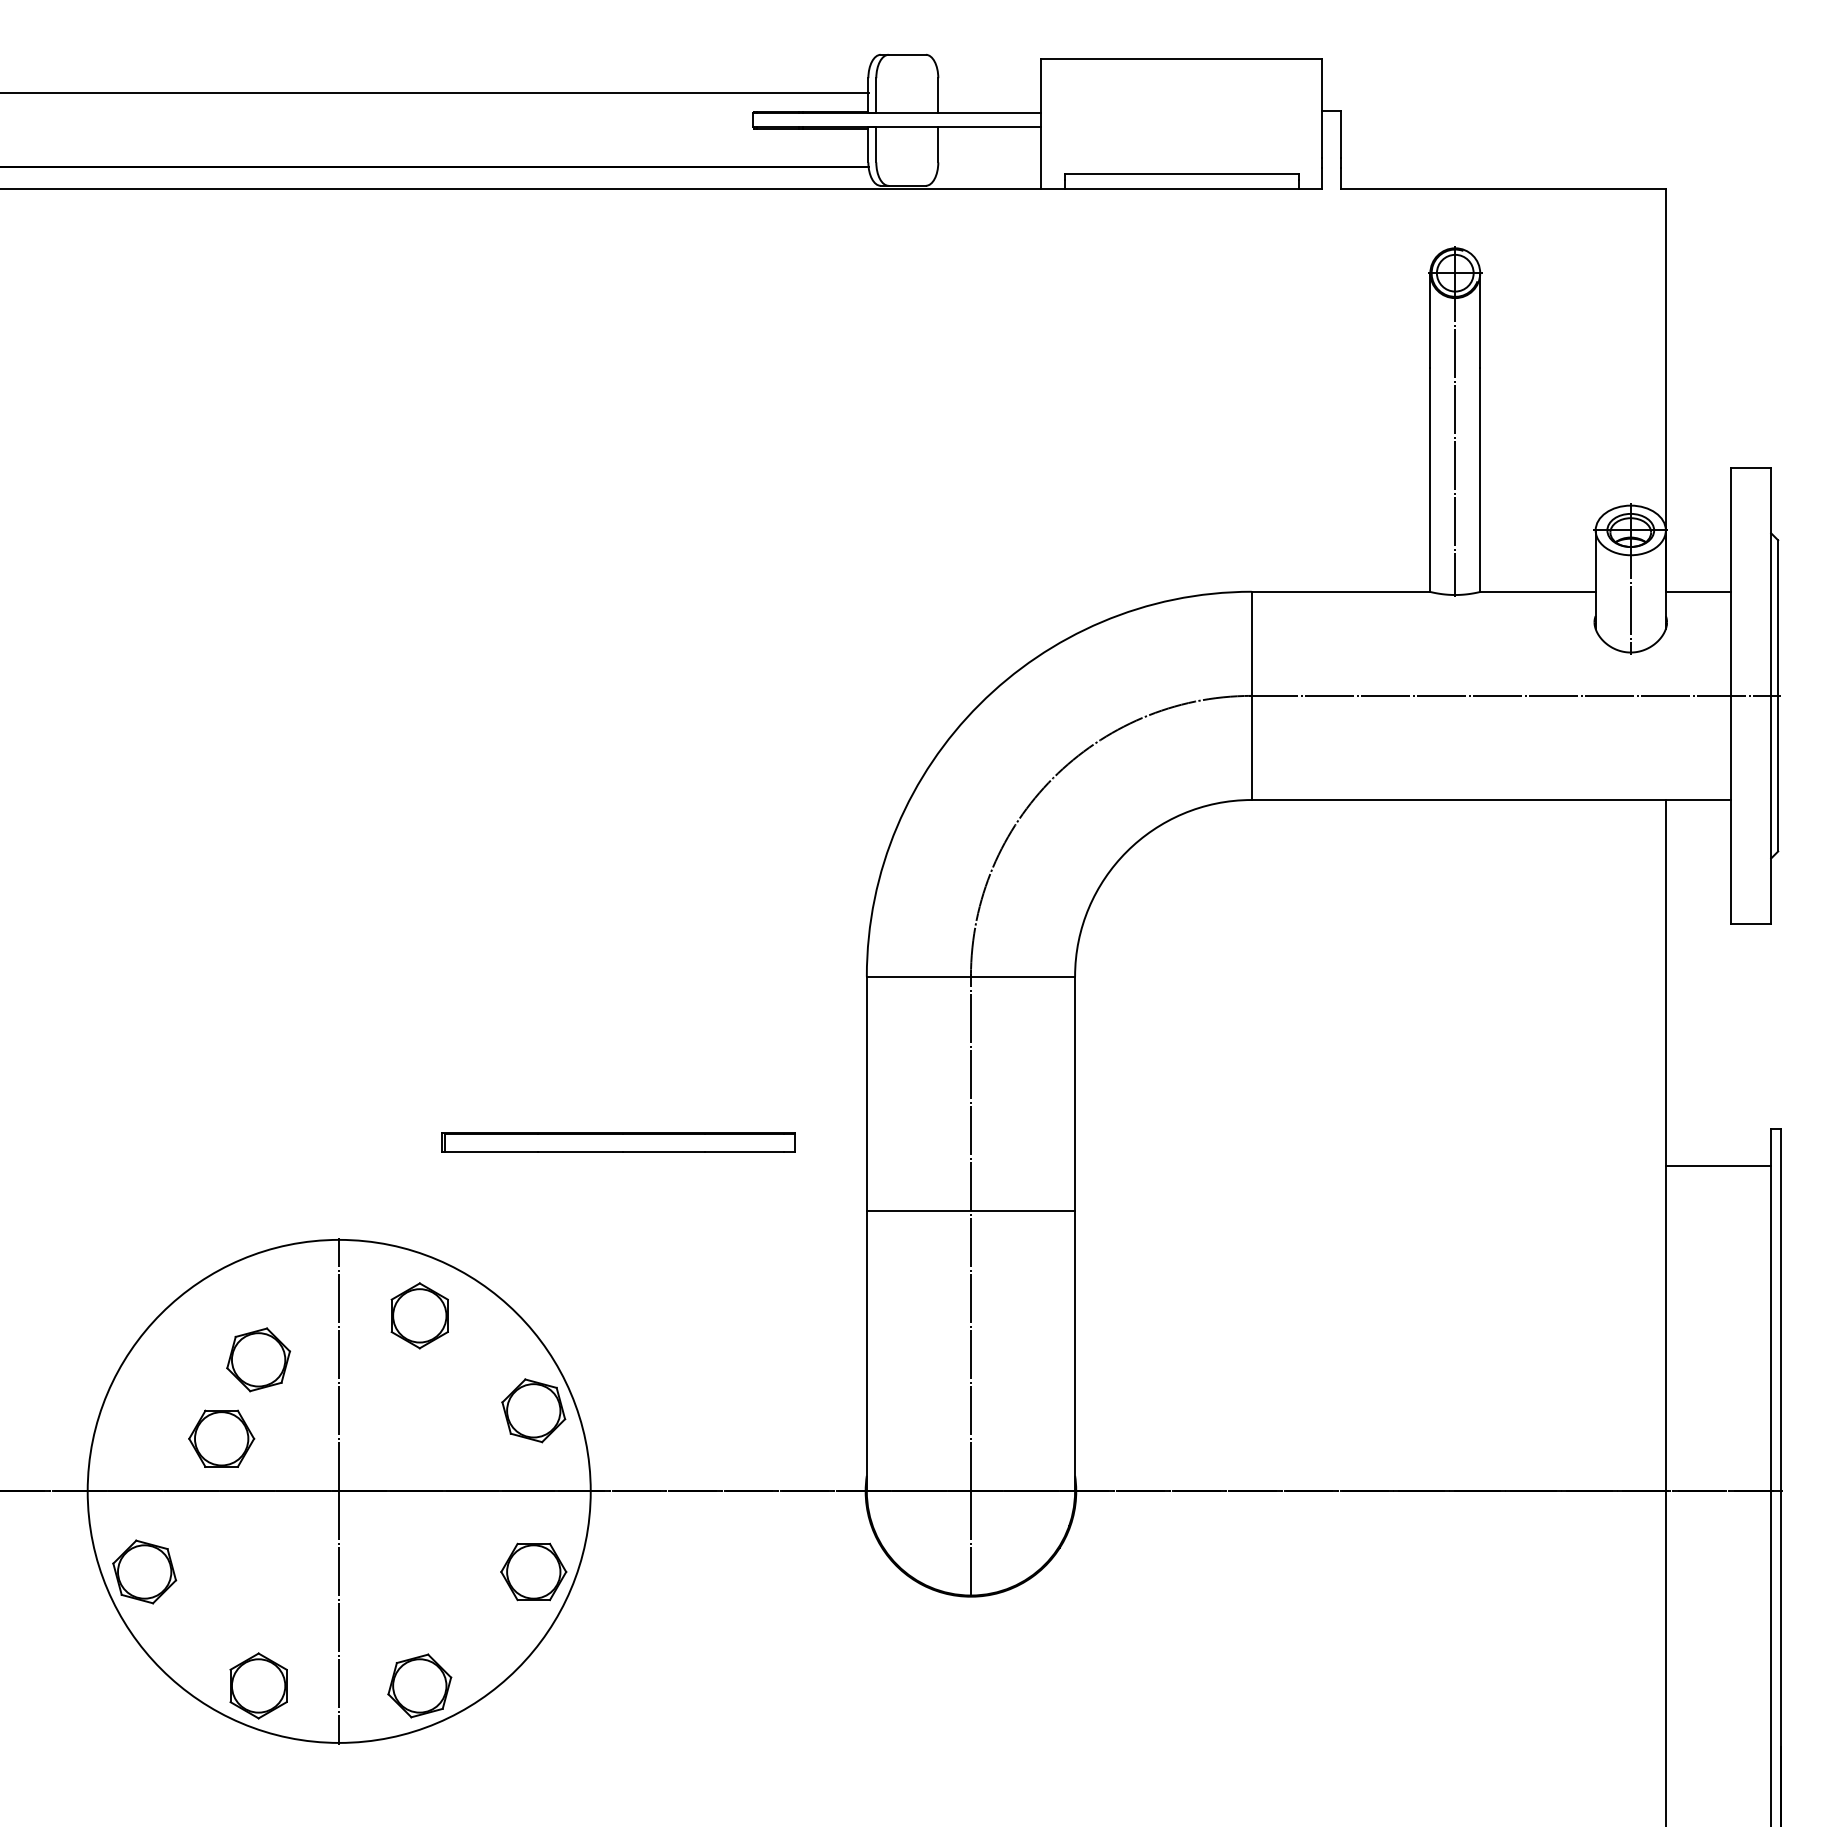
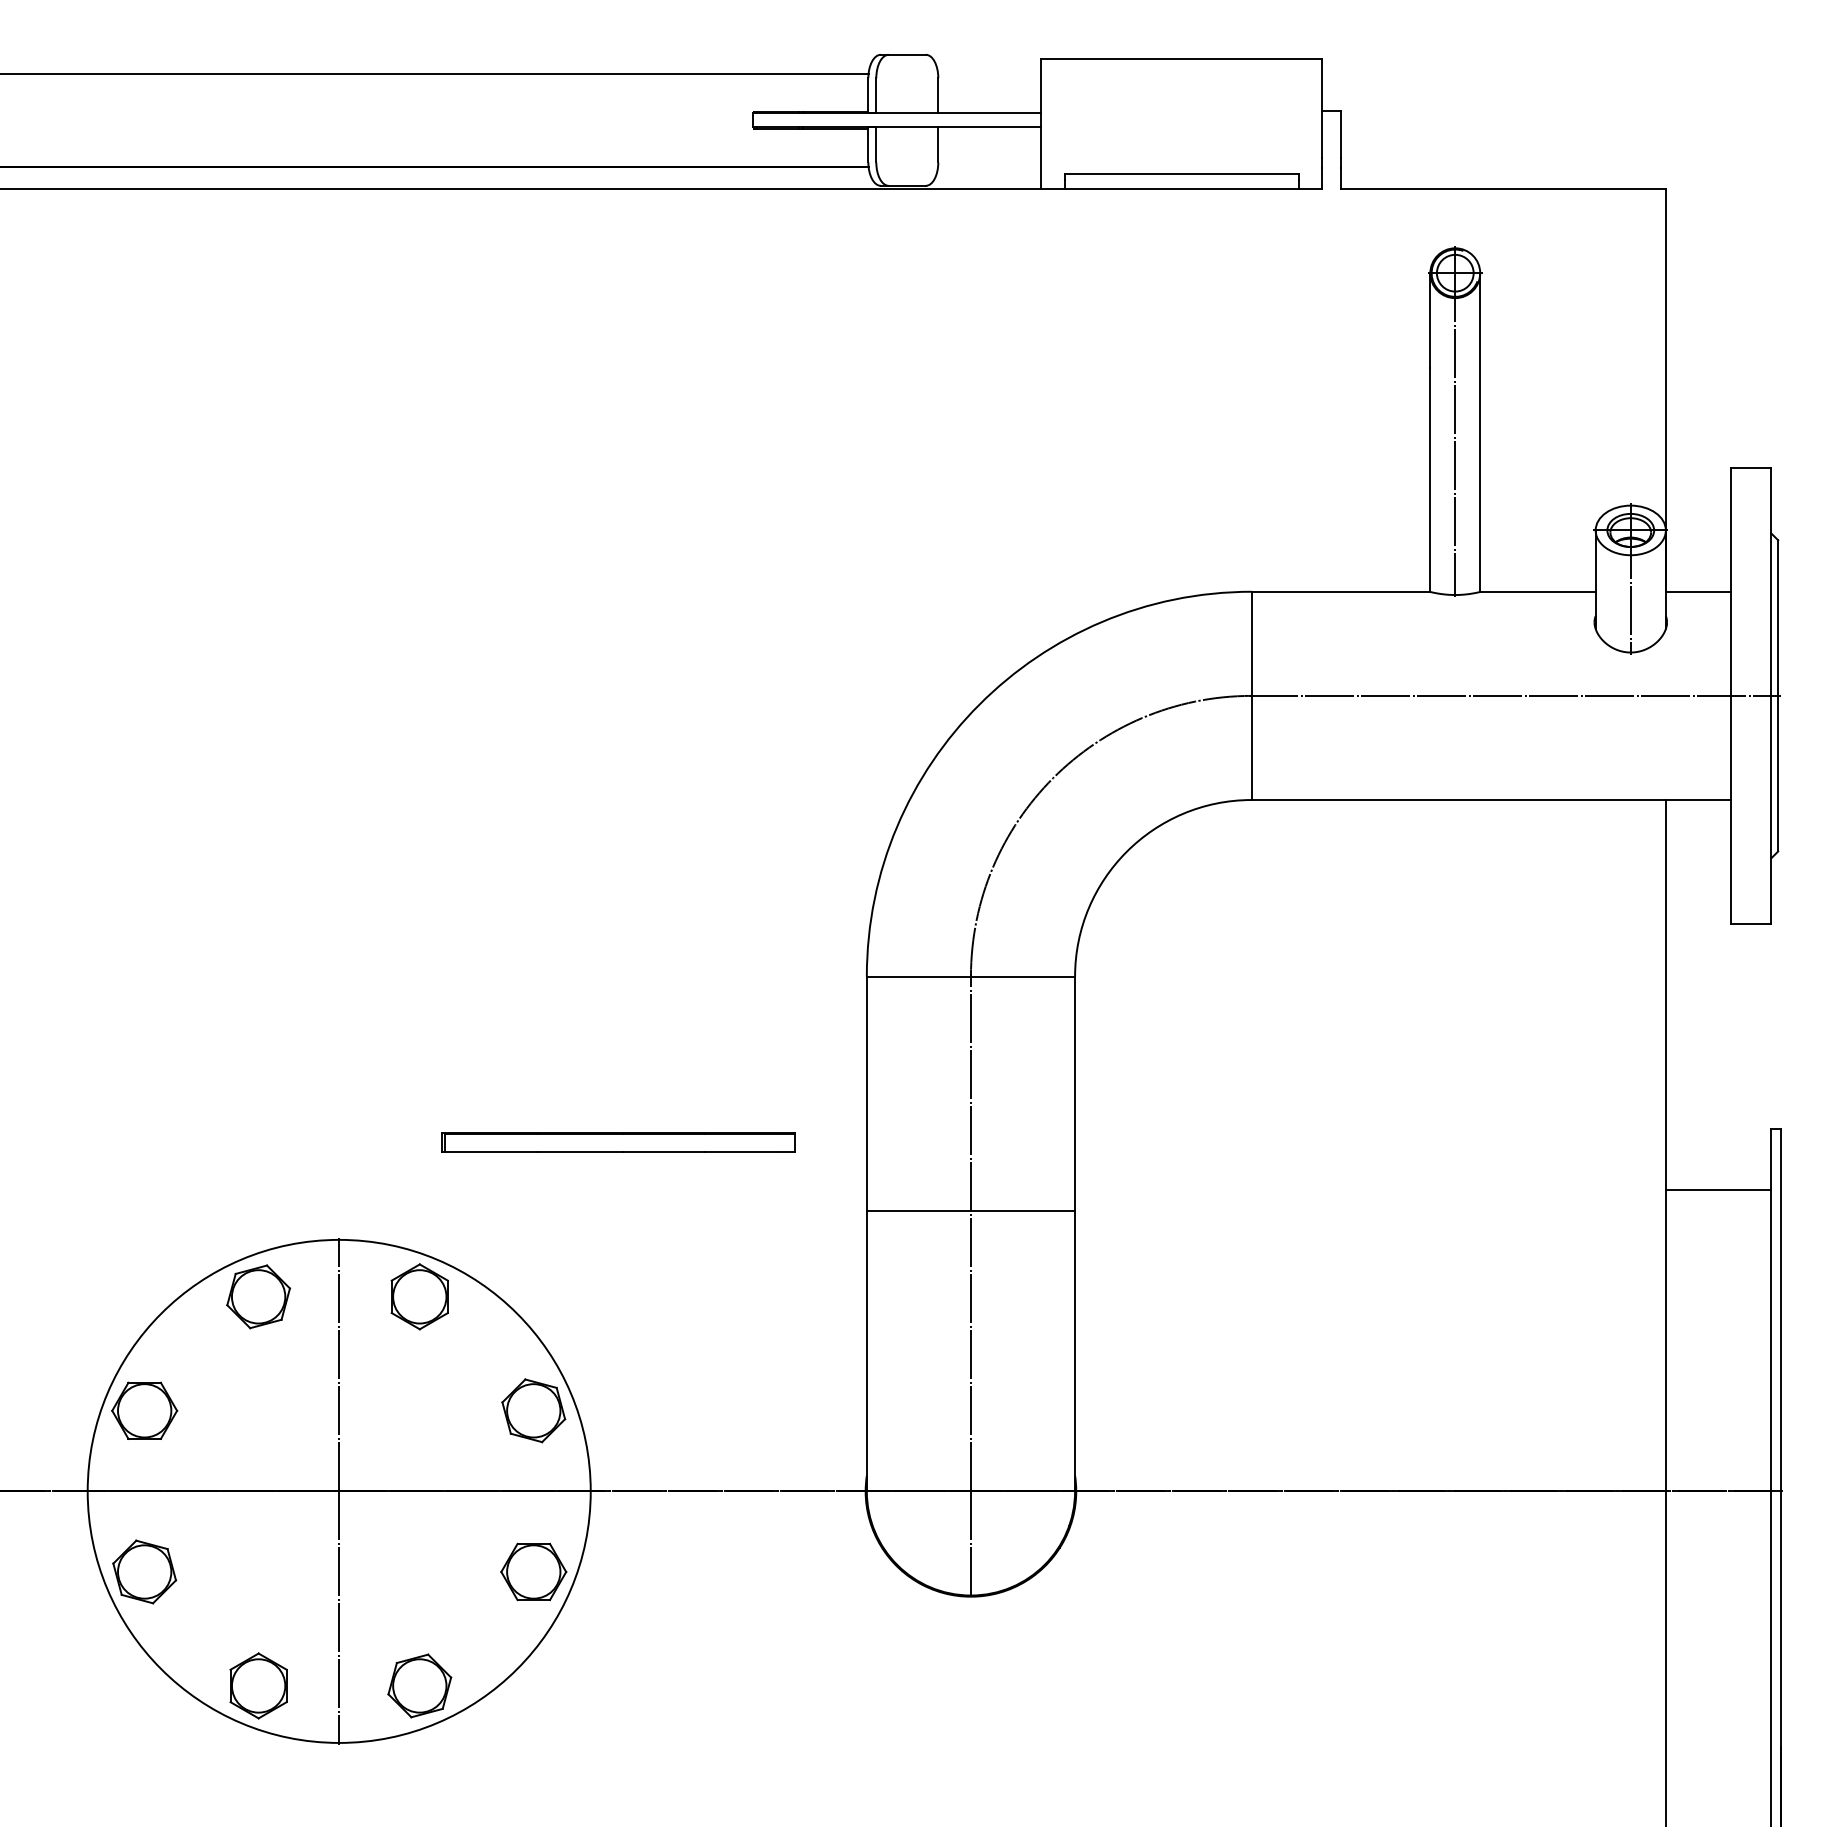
line position: (435, 92) -> (435, 73) (435, 73)
line position: (1718, 1165) -> (1718, 1189) (1718, 1189)
part position: (419, 1315) -> (419, 1296) (419, 1296)
part position: (258, 1359) -> (258, 1296) (258, 1296)
part position: (221, 1438) -> (144, 1410) (144, 1410)
